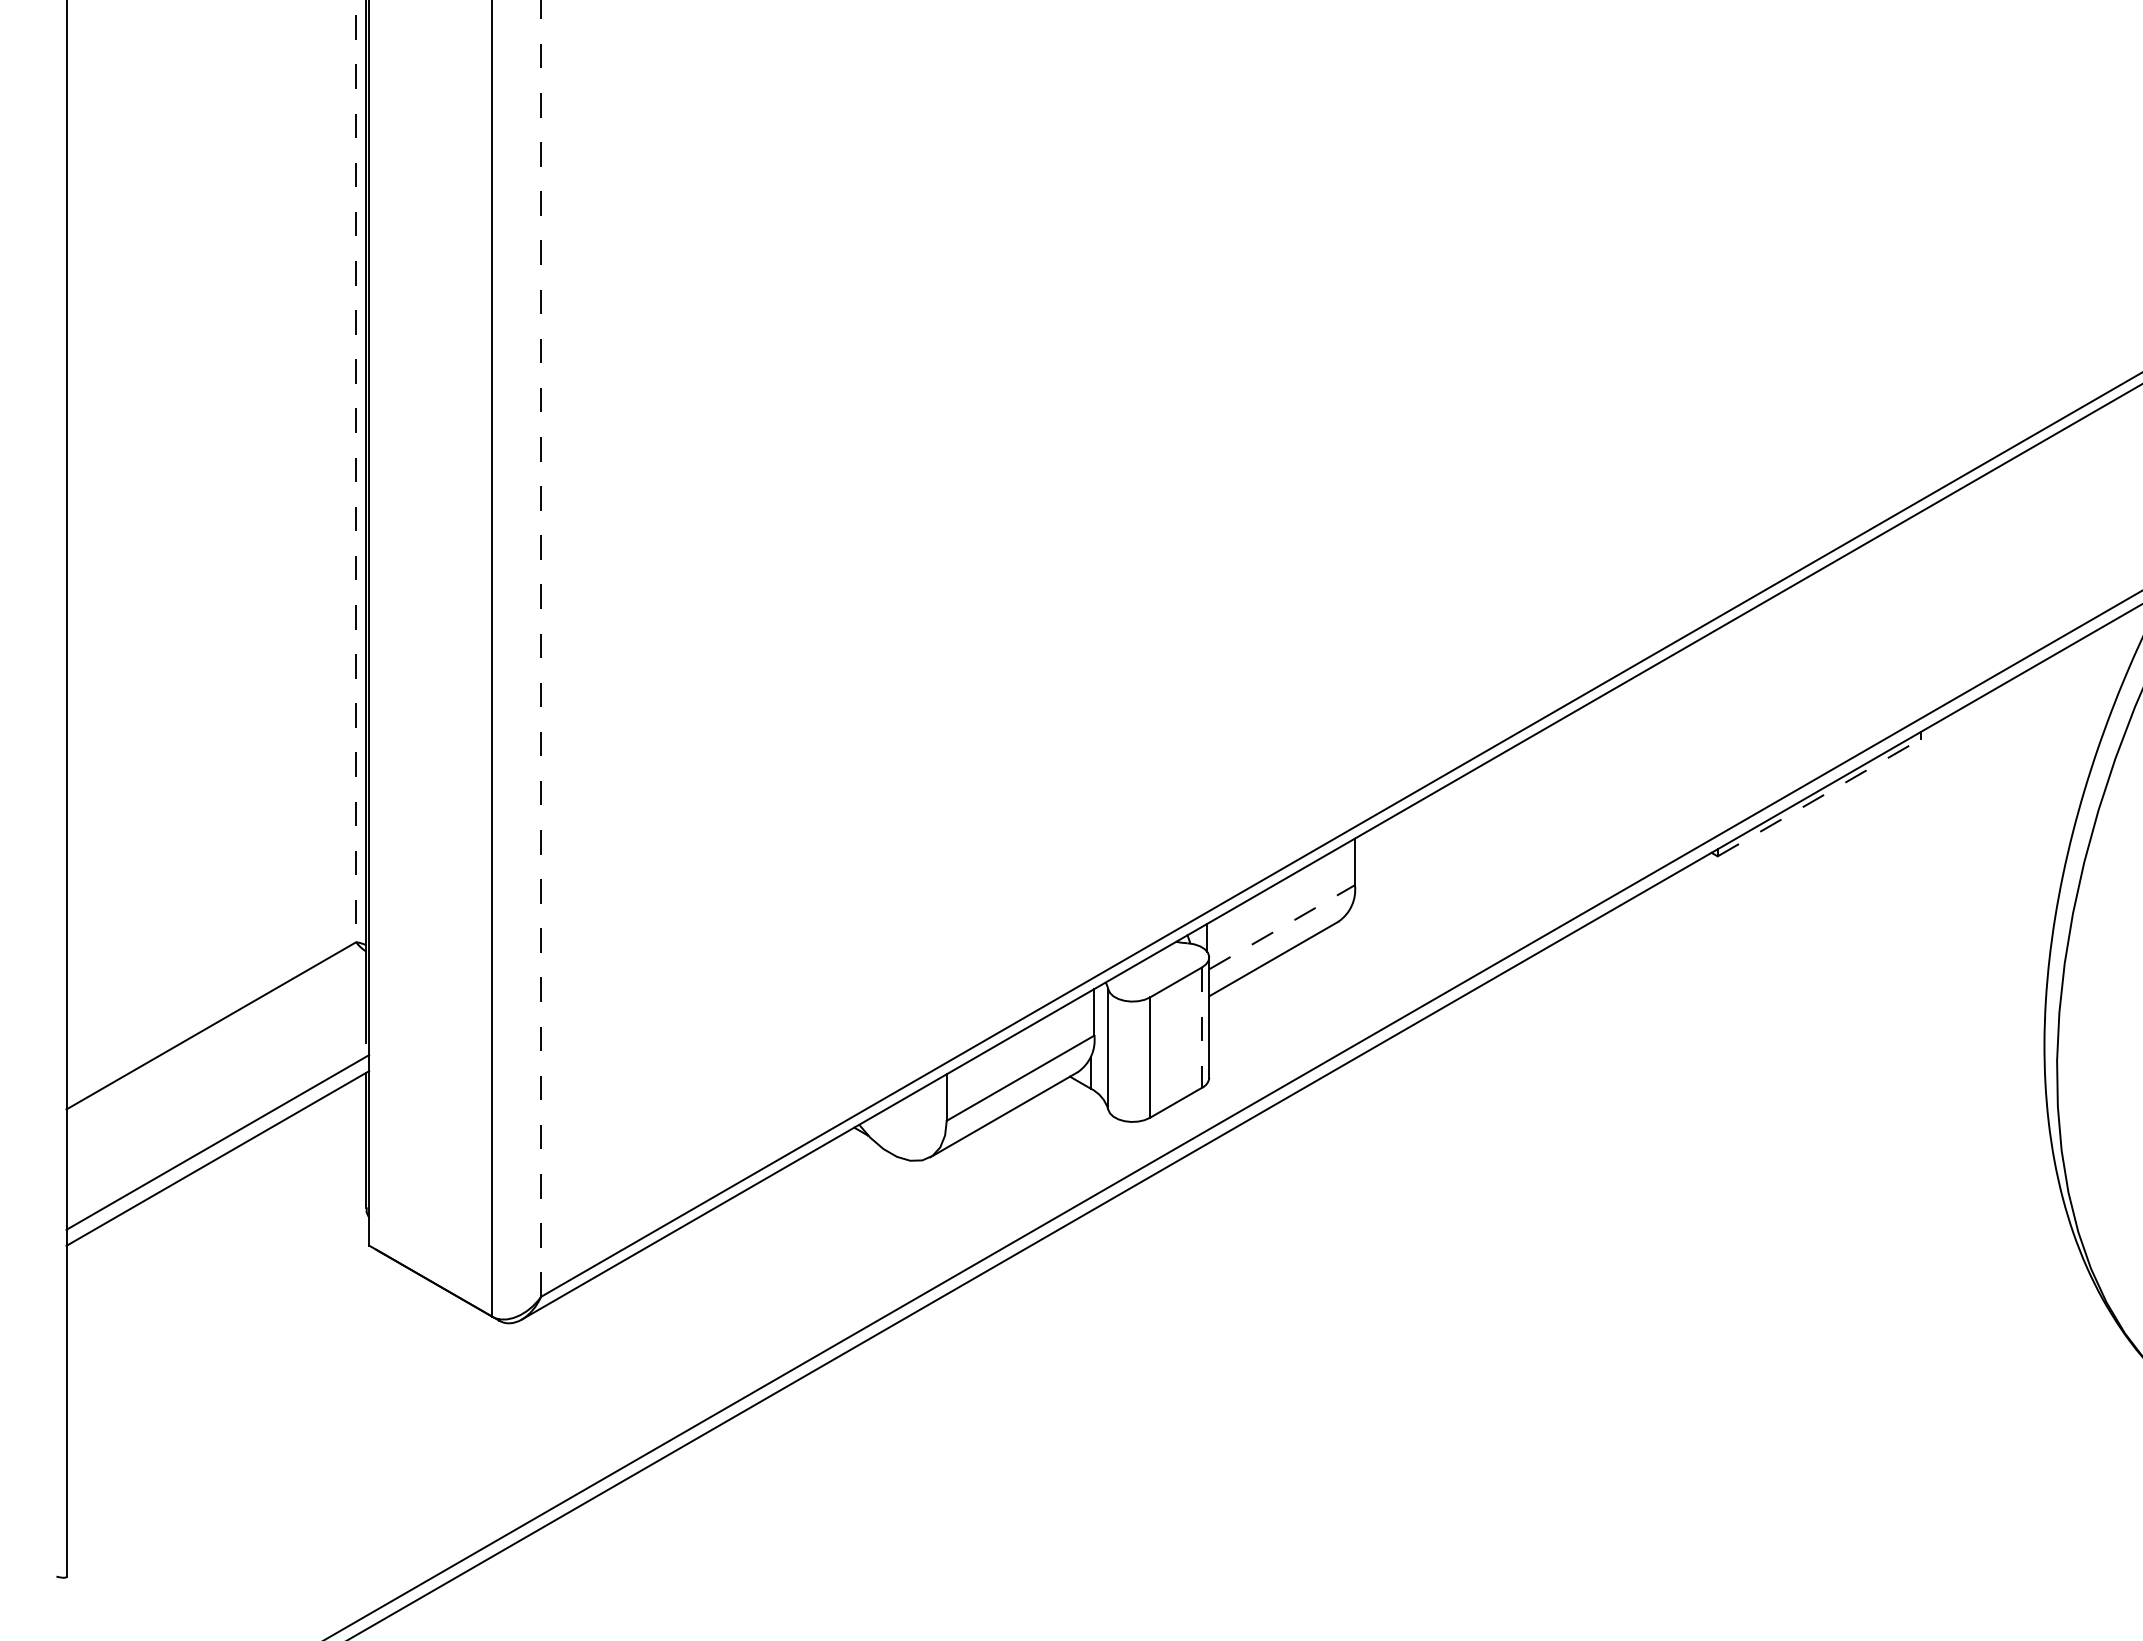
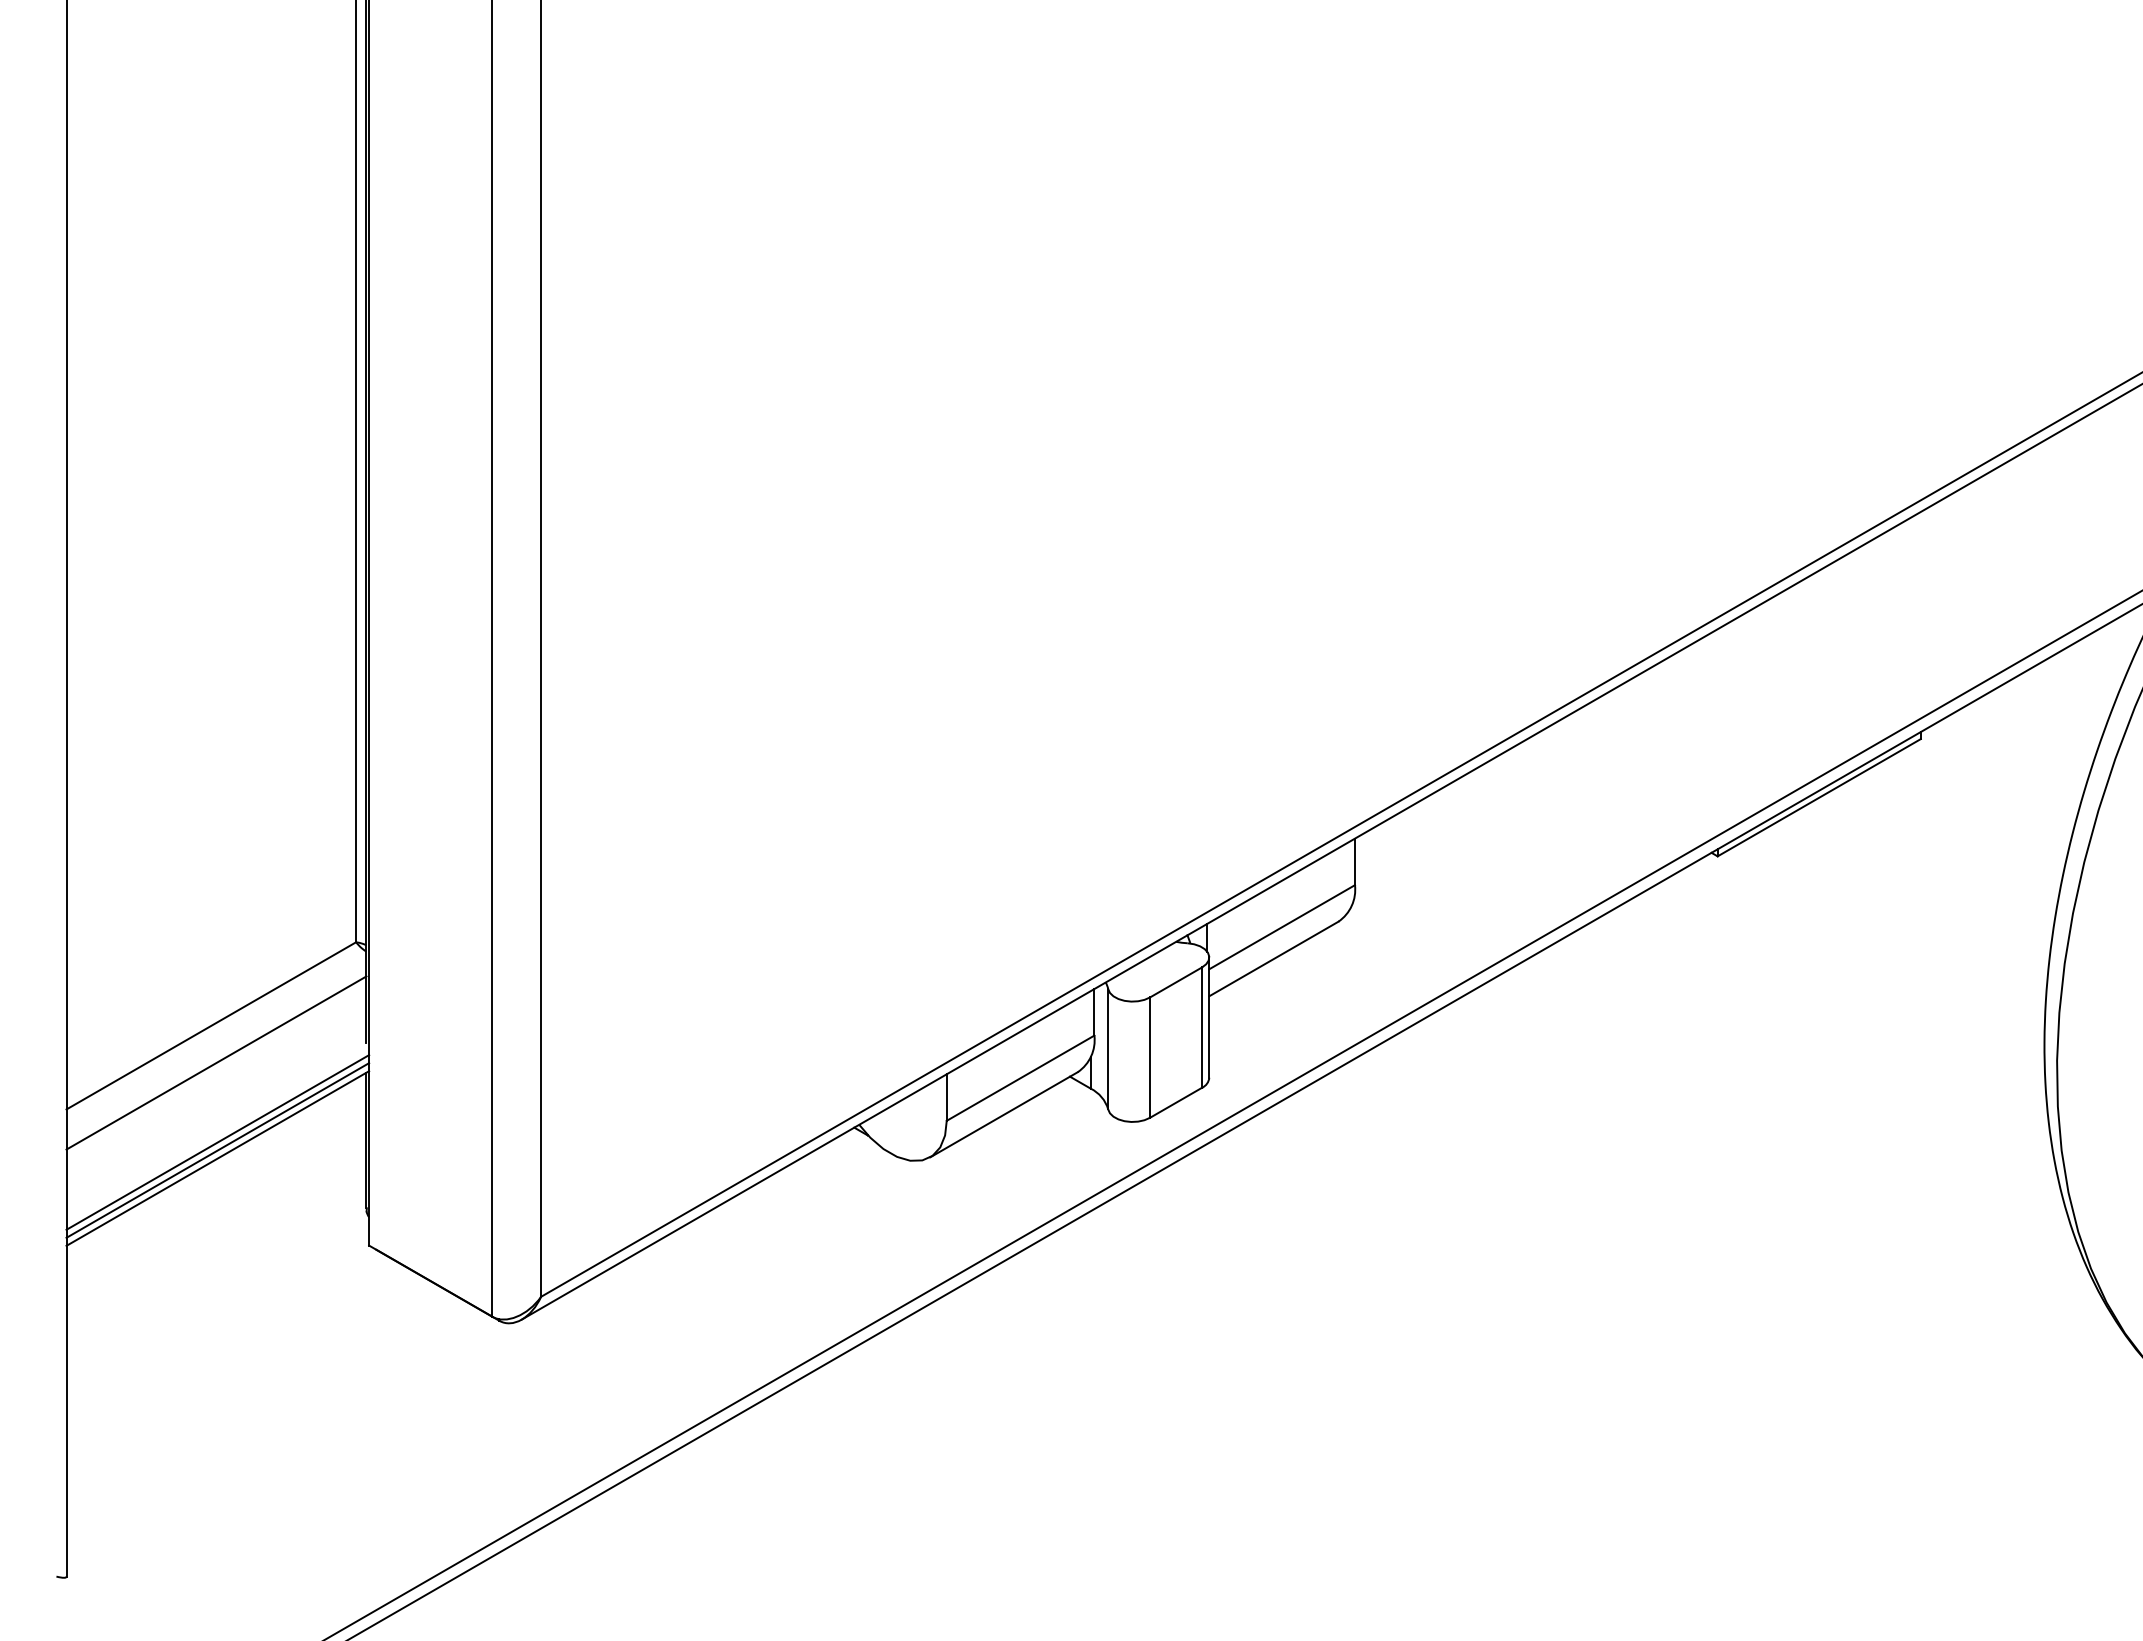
line: dashed -> solid (356, 471)
line: dashed -> solid (541, 648)
line: dashed -> solid (1819, 797)
line: dashed -> solid (1282, 926)
line: dashed -> solid (1202, 1028)
line: none -> present (216, 1062)
line: none -> present (217, 1150)
